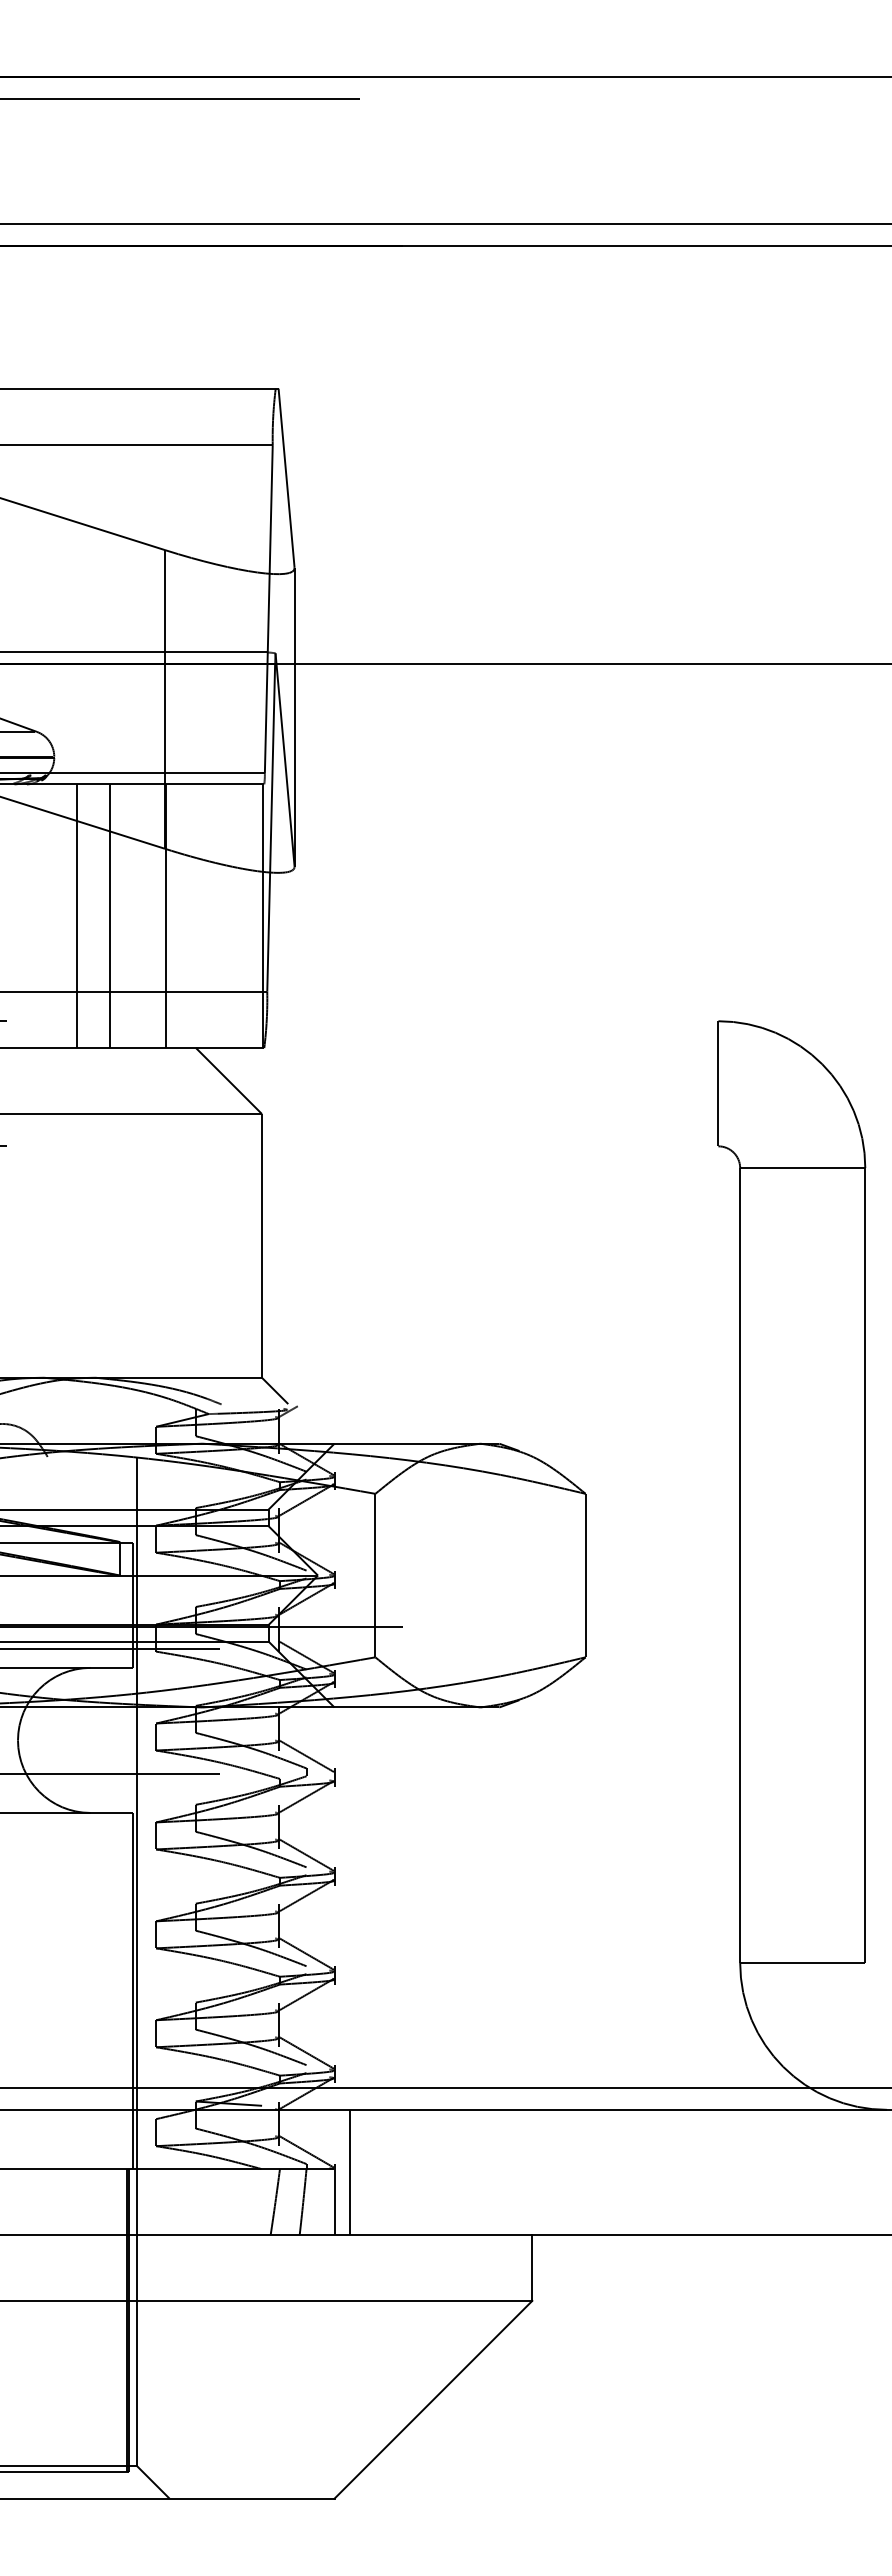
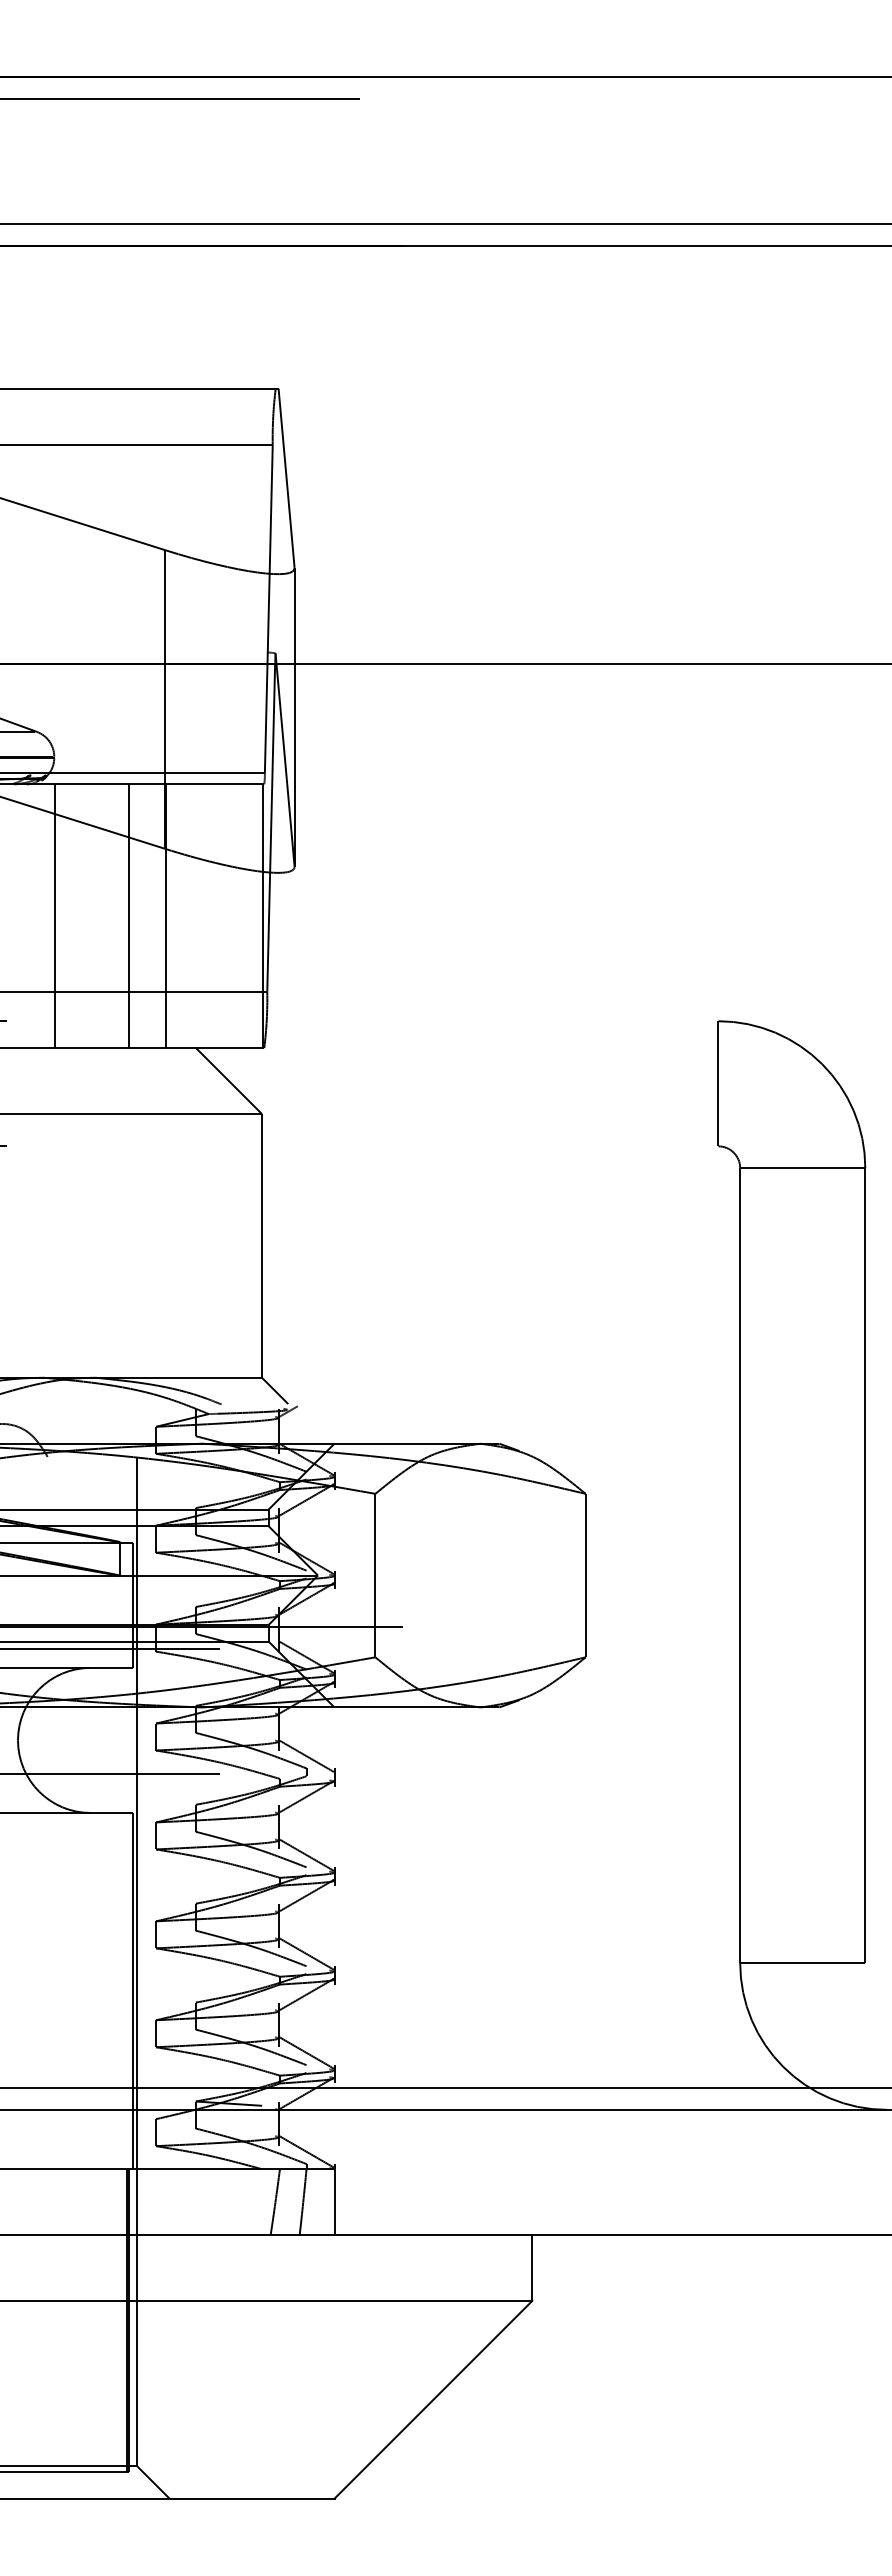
line: present -> none (134, 652)
line position: (76, 916) -> (54, 916) (54, 916)
line position: (110, 916) -> (129, 916) (129, 916)
line: present -> none (350, 2171)
